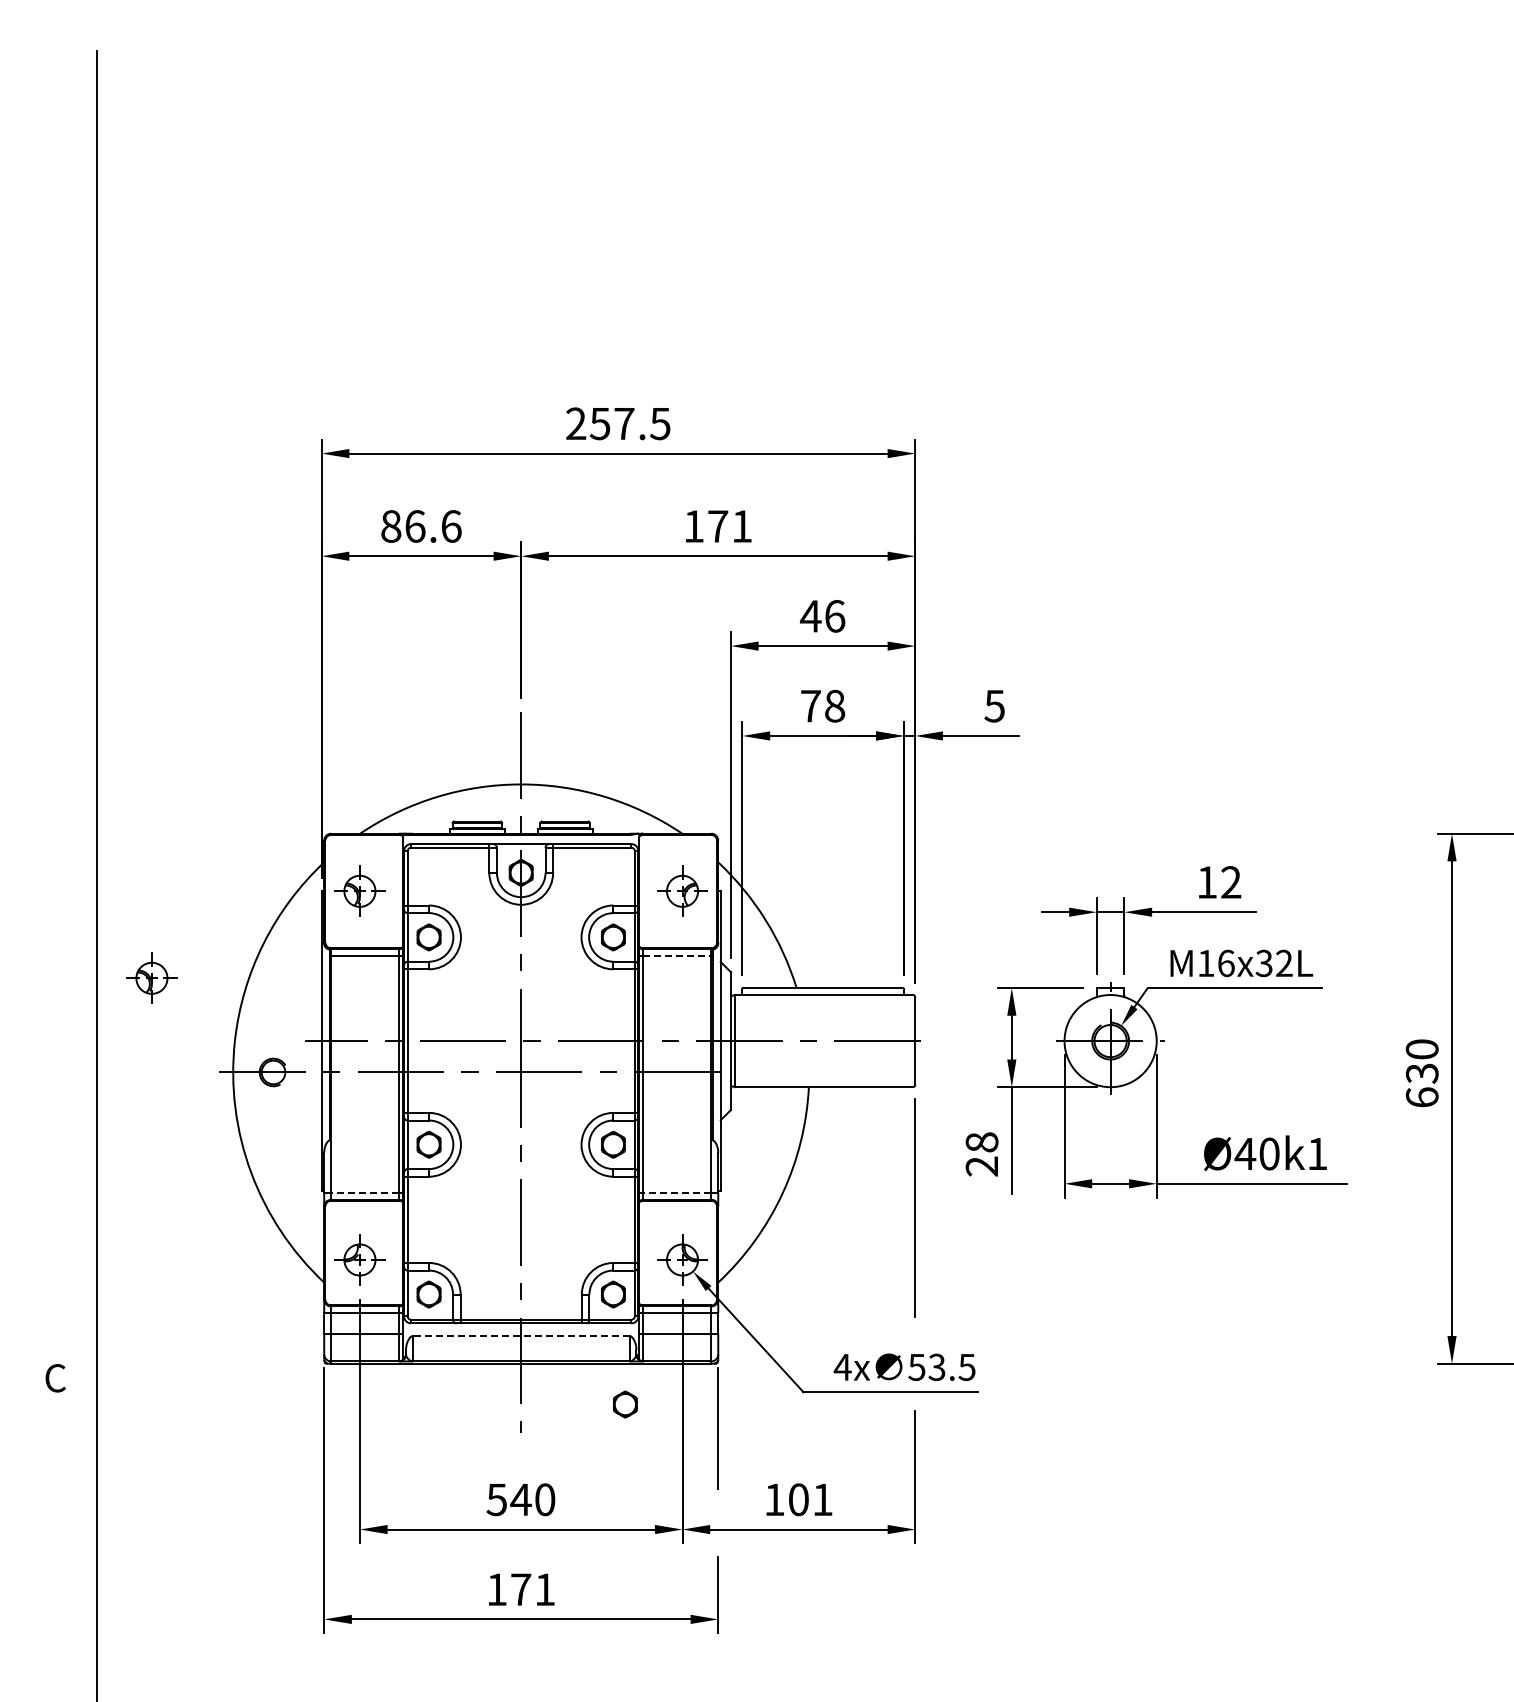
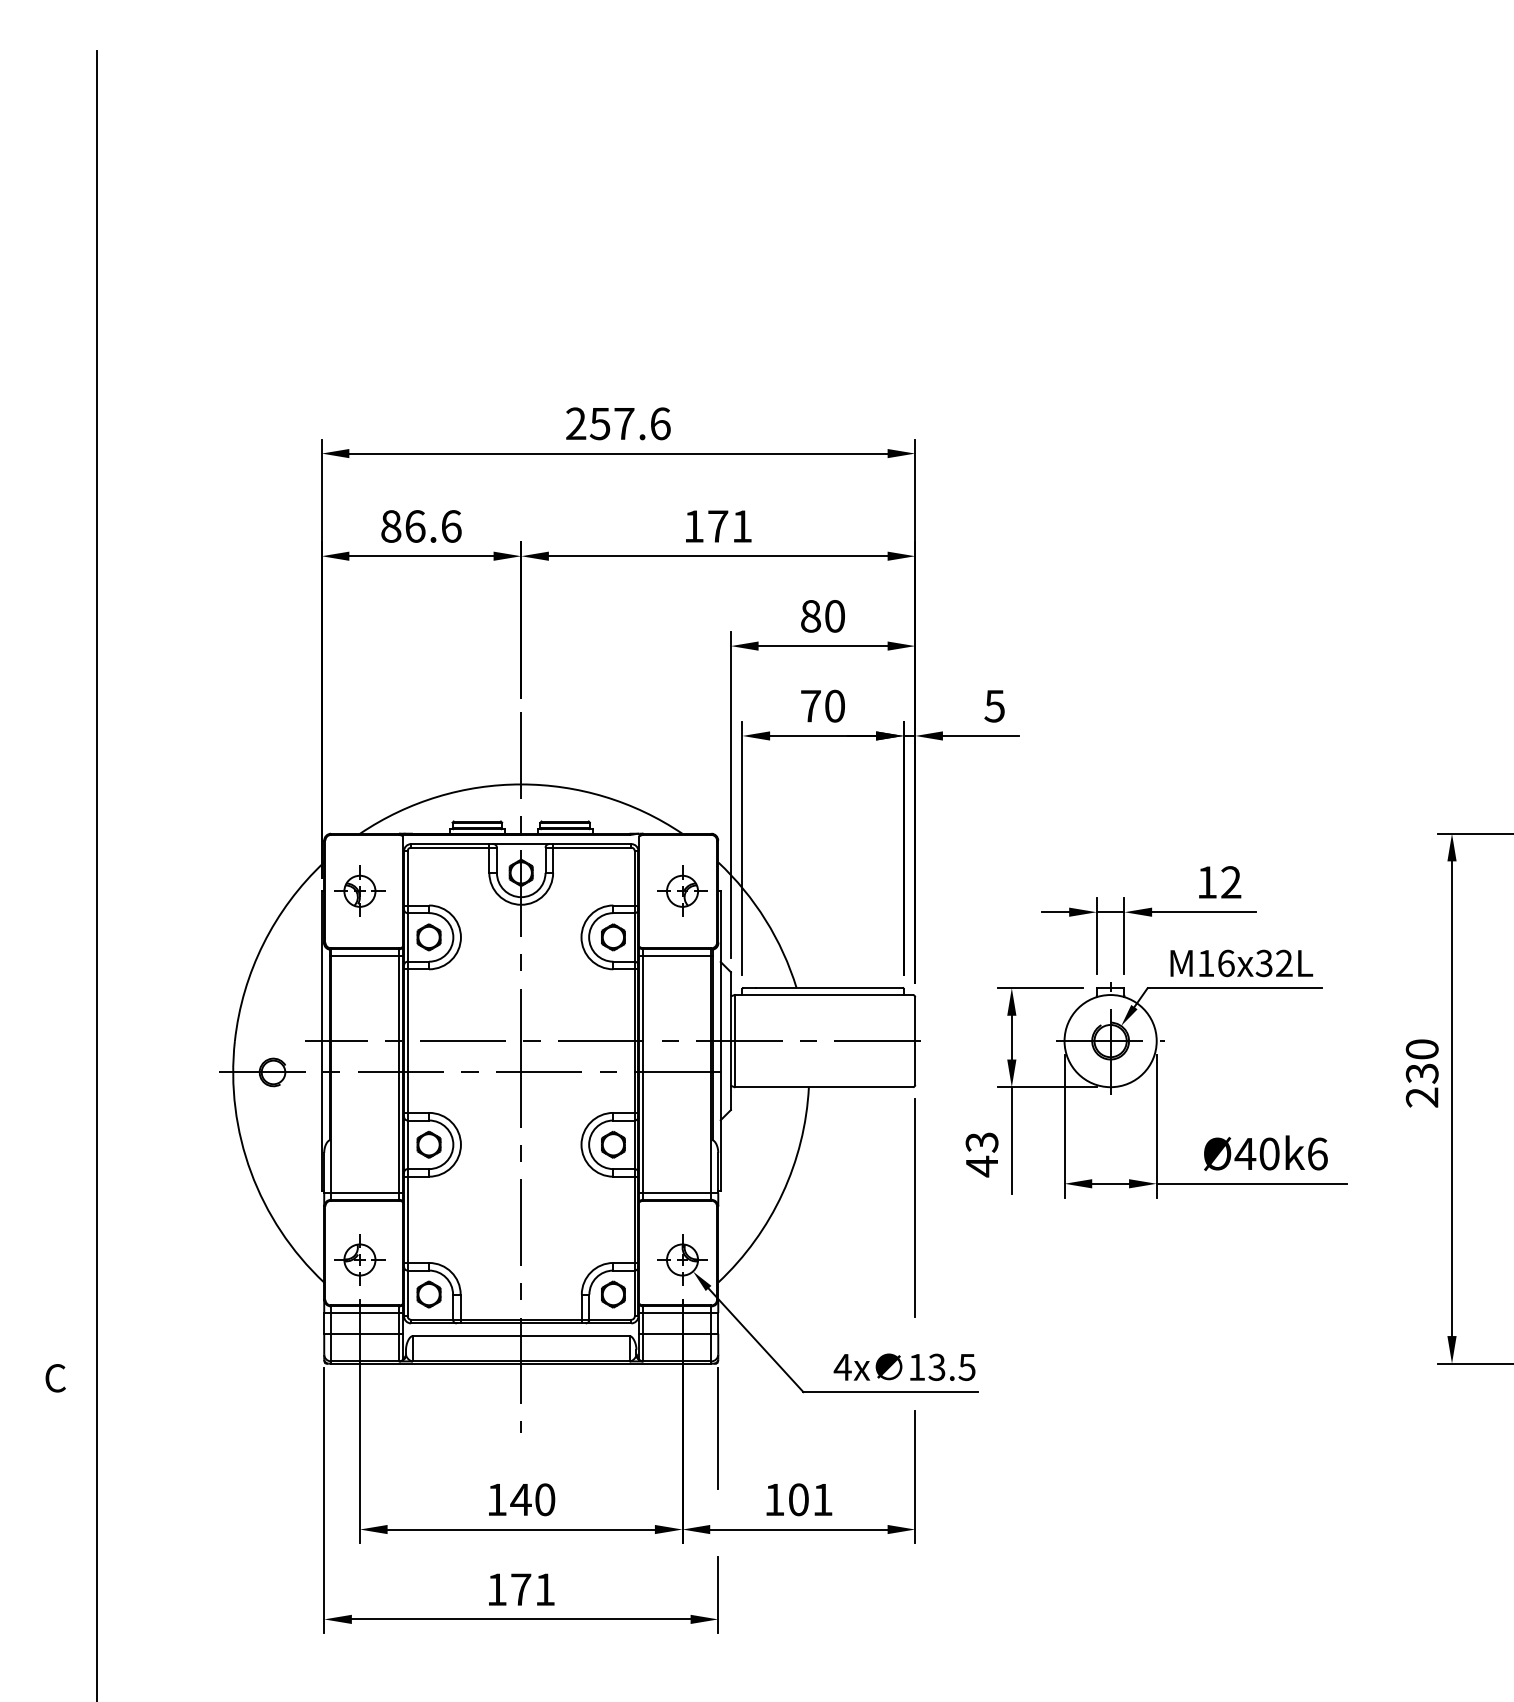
text: 257.5 -> 257.6 (660, 423)
text: 46 -> 80 (822, 616)
text: 78 -> 70 (835, 705)
line: dashed -> solid (677, 955)
part: present -> none (151, 977)
text: 630 -> 230 (1421, 1097)
text: Ø40k1 -> Ø40k6 (1317, 1153)
text: 28 -> 43 (981, 1154)
line: dashed -> solid (365, 1193)
line: dashed -> solid (677, 1193)
line: dashed -> solid (520, 1336)
text: 53.5 -> 13.5 (916, 1367)
part: present -> none (625, 1404)
text: 540 -> 140 (496, 1500)
